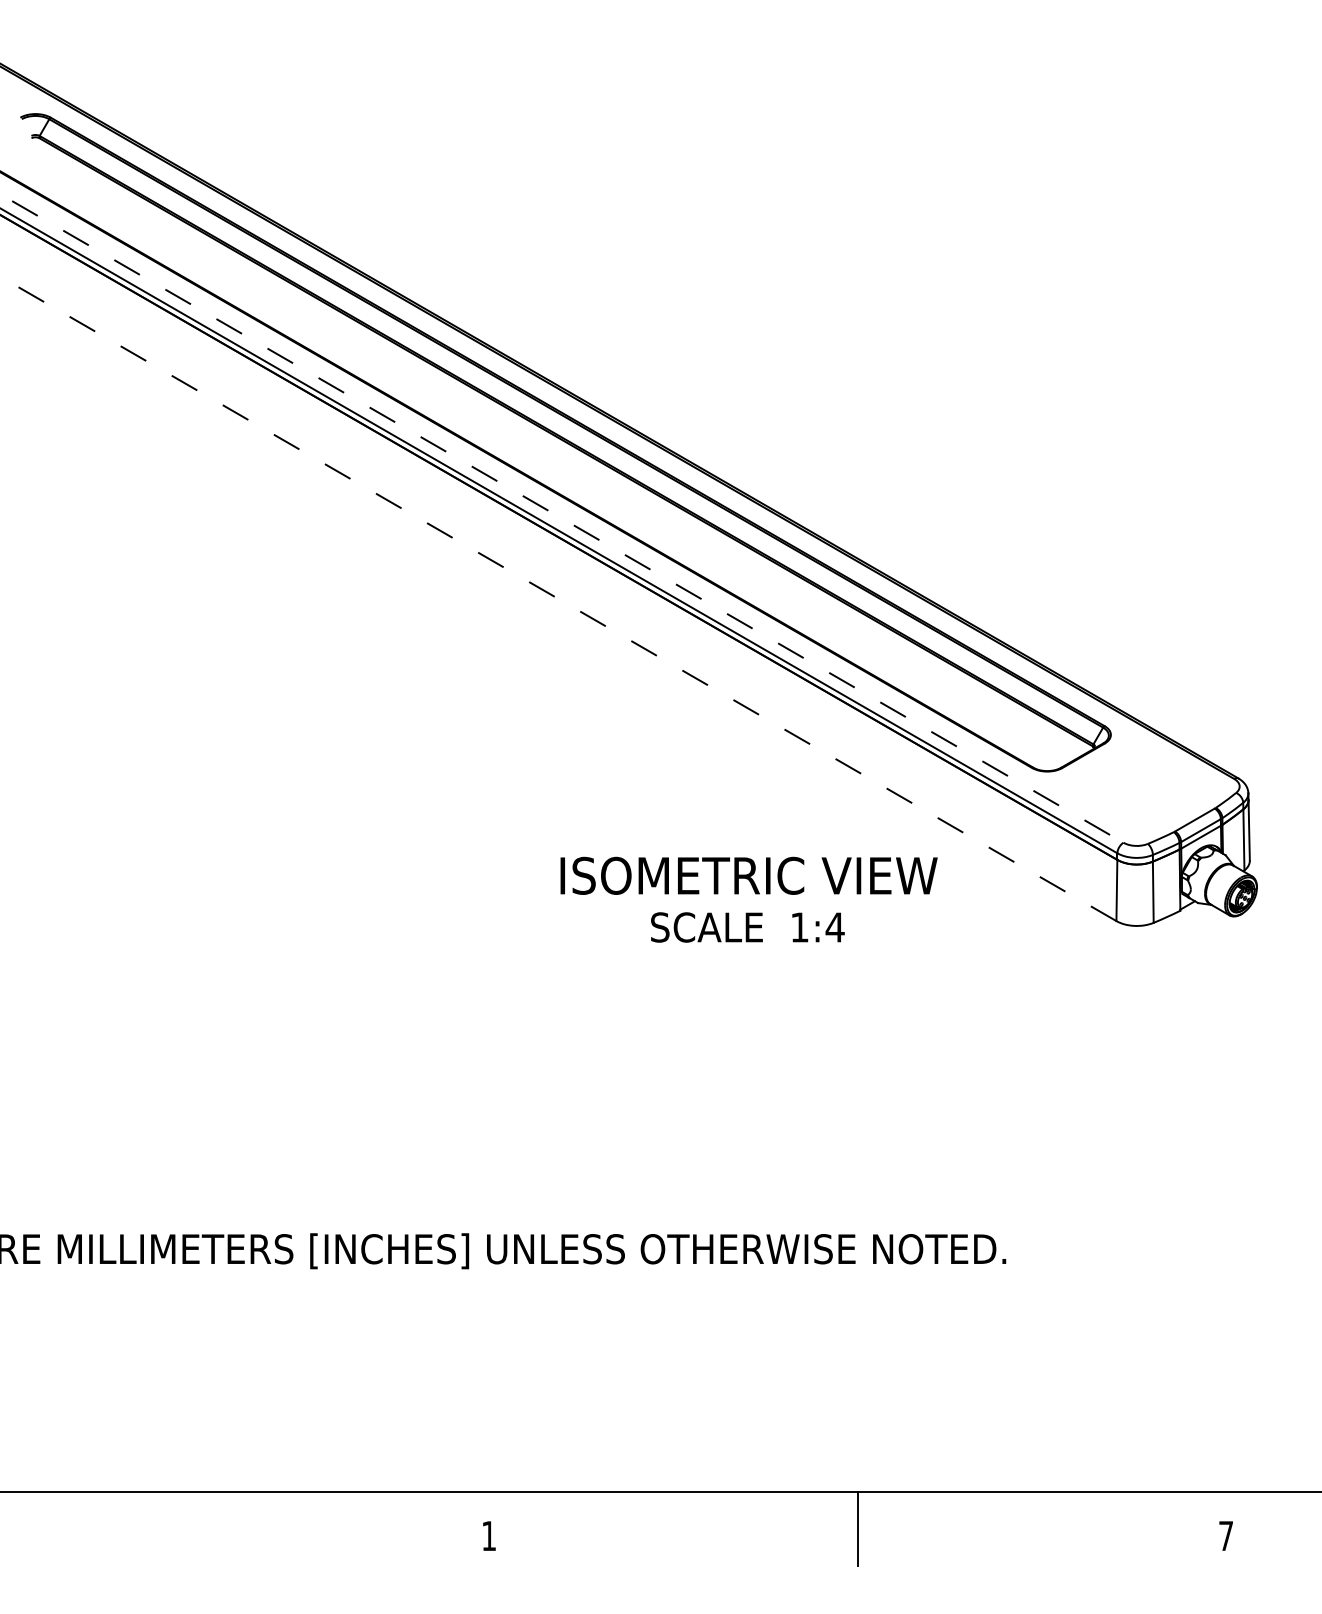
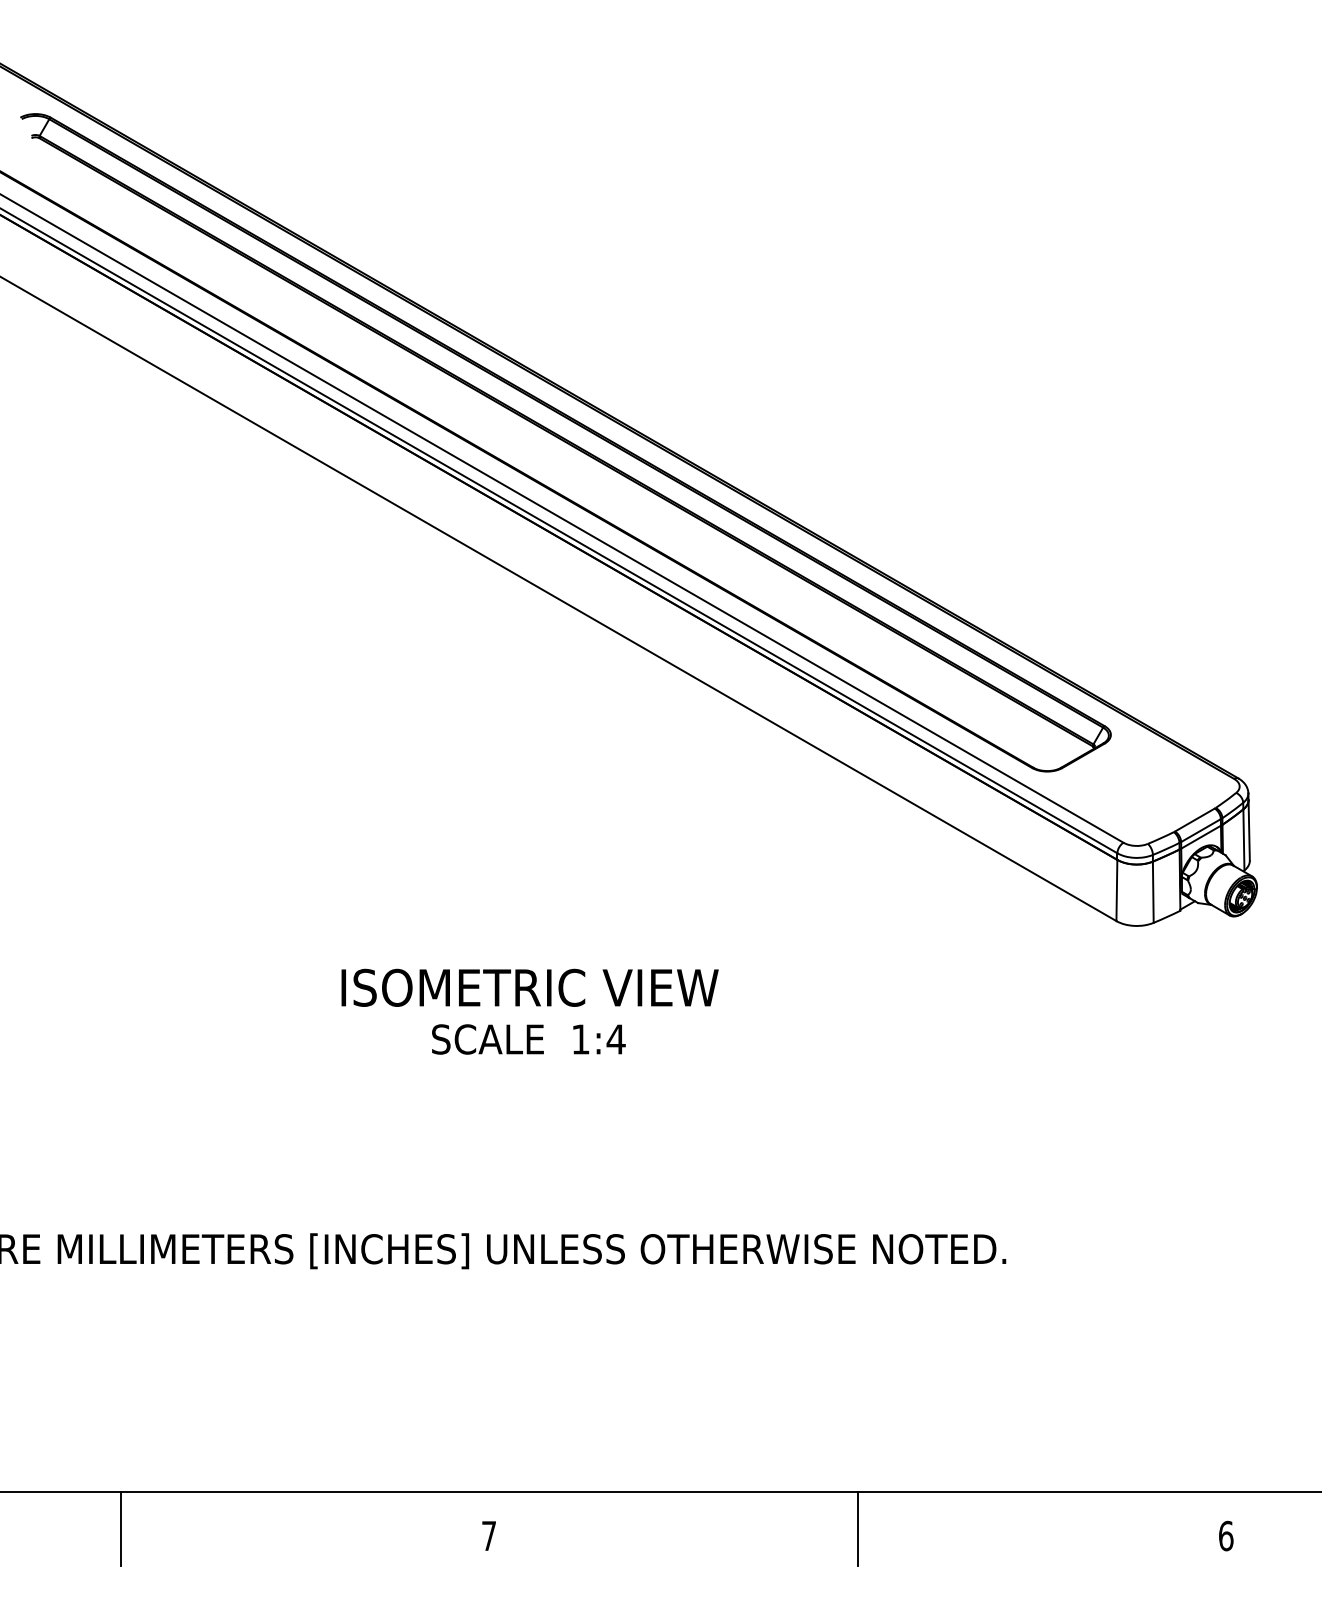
line: dashed -> solid (561, 518)
line: dashed -> solid (558, 598)
text position: (748, 899) -> (529, 1011) (529, 1011)
line: none -> present (120, 1528)
text: 1 -> 7 (488, 1535)
text: 7 -> 6 (1226, 1535)
